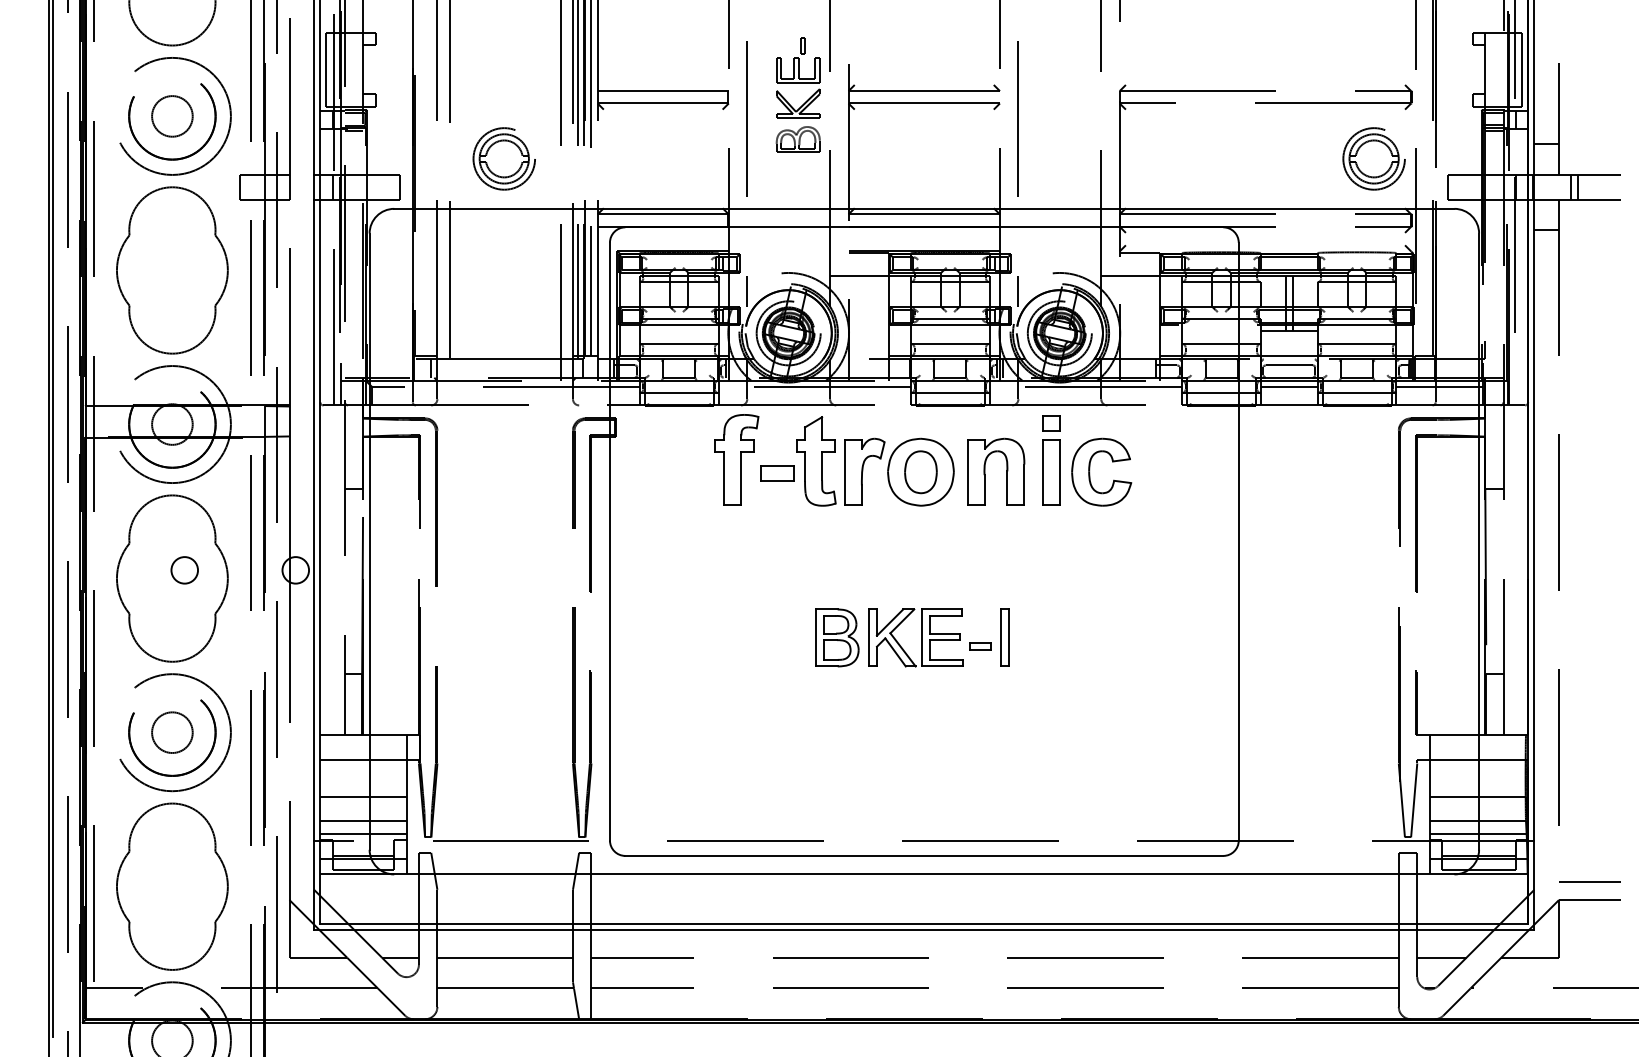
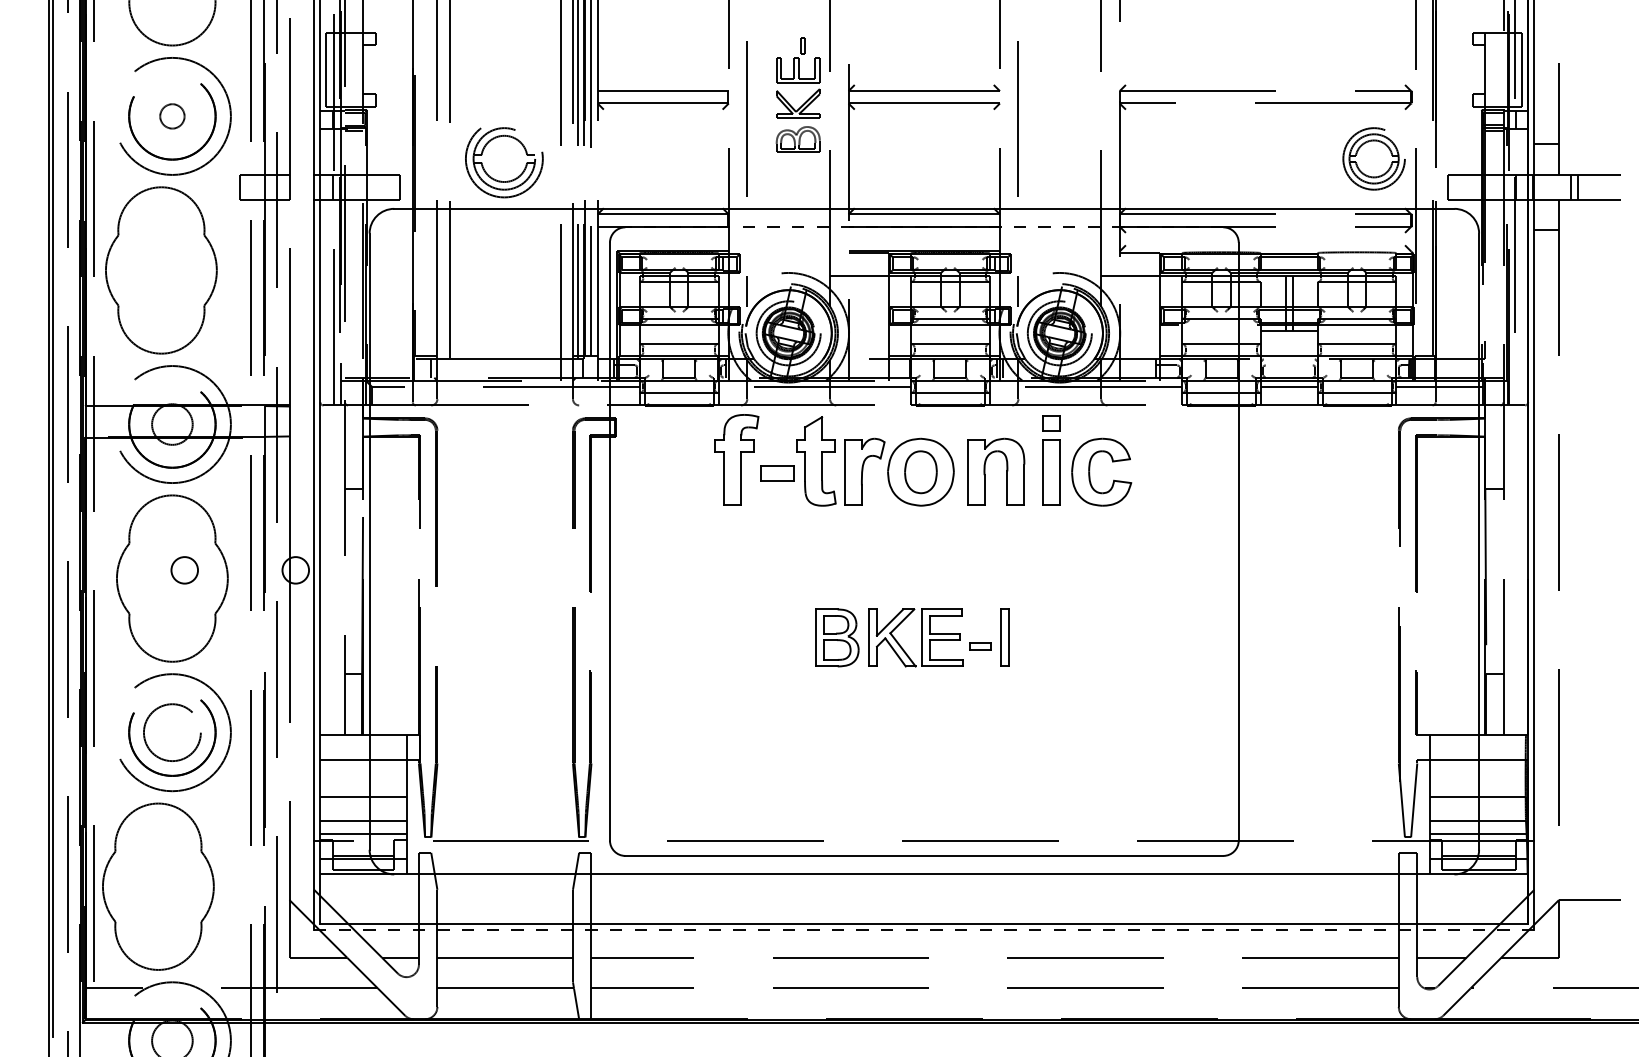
circle diameter: 41 px -> 24 px (172, 116)
part size: 64x64 px -> 79x72 px (504, 162)
line: solid -> dashed (924, 227)
part position: (172, 270) -> (161, 270) (161, 270)
line: present -> none (1288, 365)
circle diameter: 41 px -> 57 px (171, 732)
line: present -> none (1589, 881)
part position: (172, 886) -> (158, 886) (158, 886)
line: solid -> dashed (924, 929)
